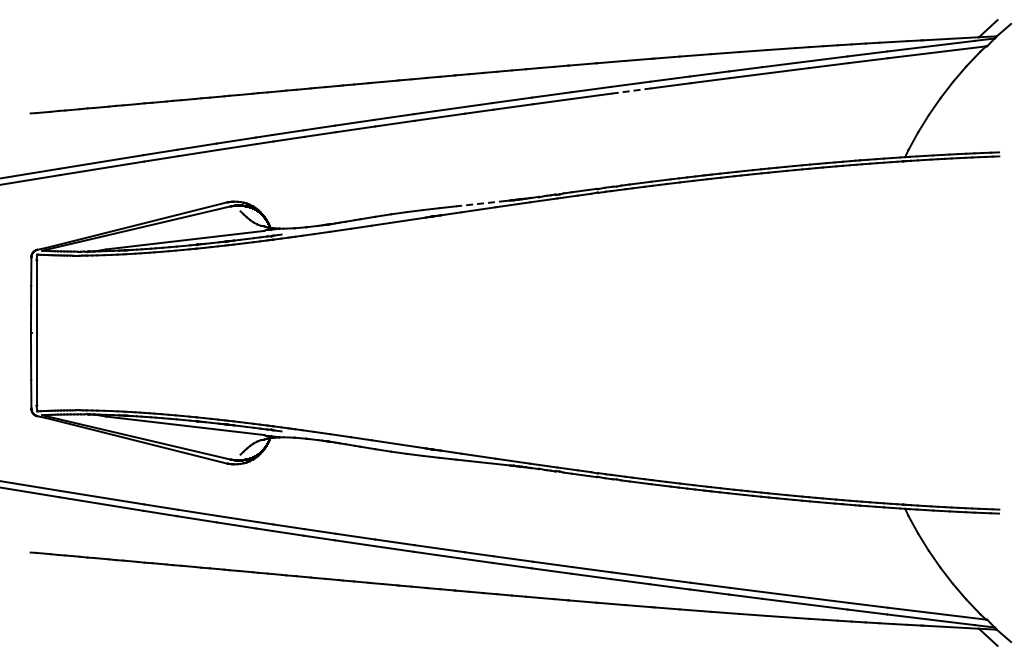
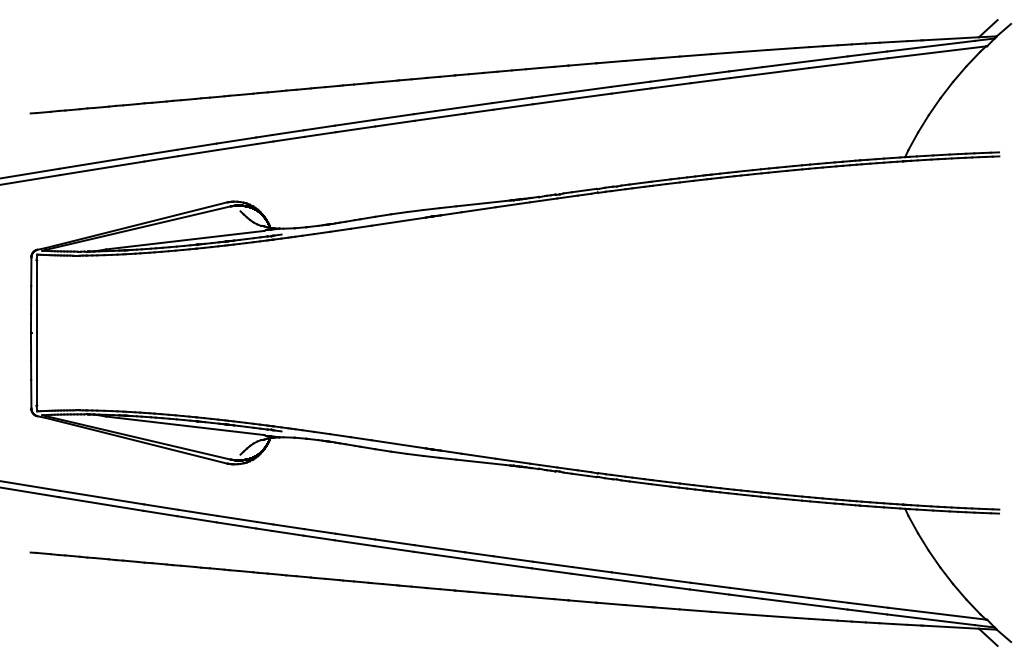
line: dashed -> solid (631, 91)
line: dashed -> solid (481, 203)
